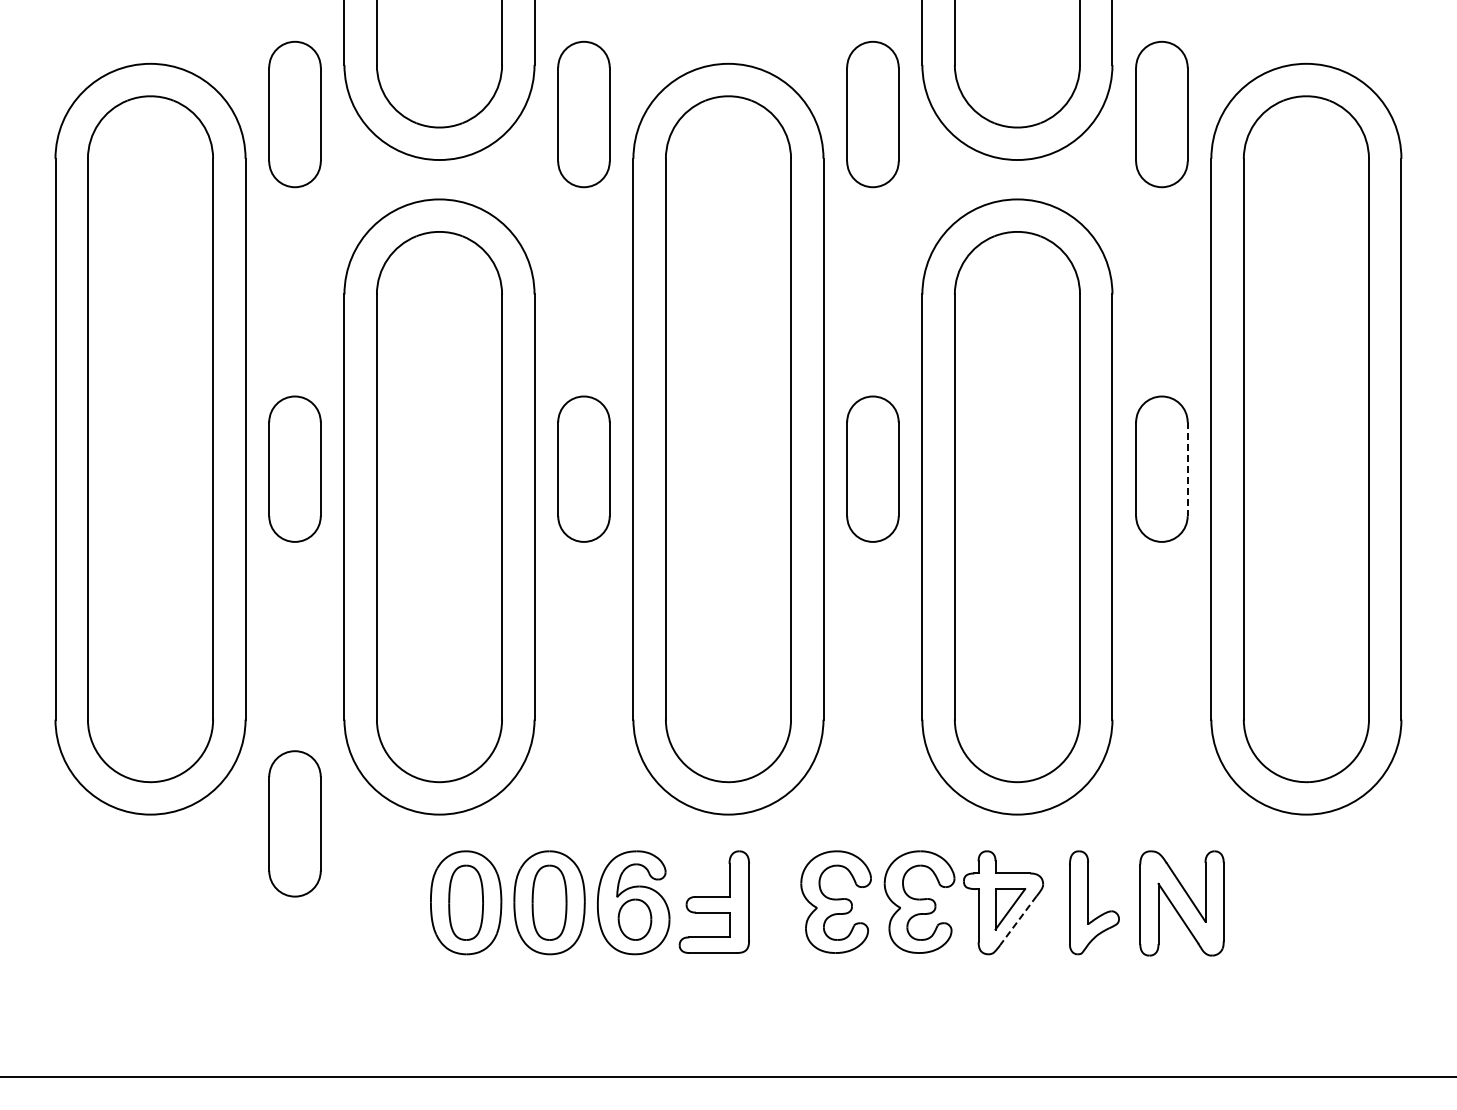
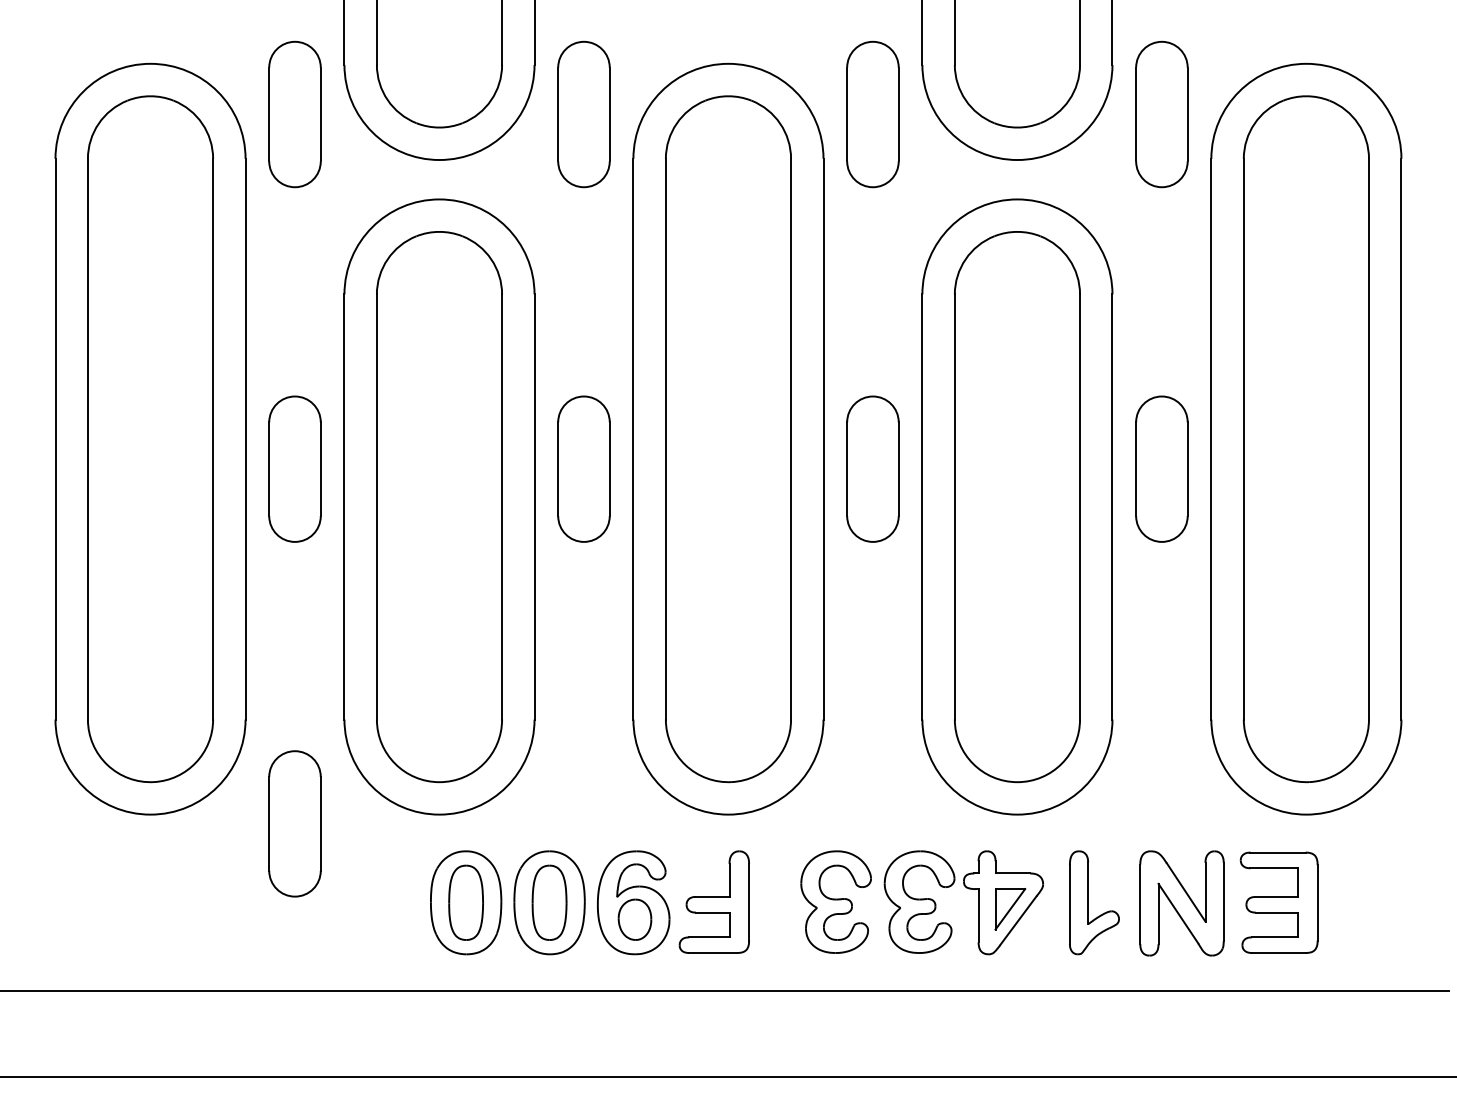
line: dashed -> solid (1187, 469)
part: none -> present (1278, 902)
line: dashed -> solid (1018, 921)
line: none -> present (725, 990)
